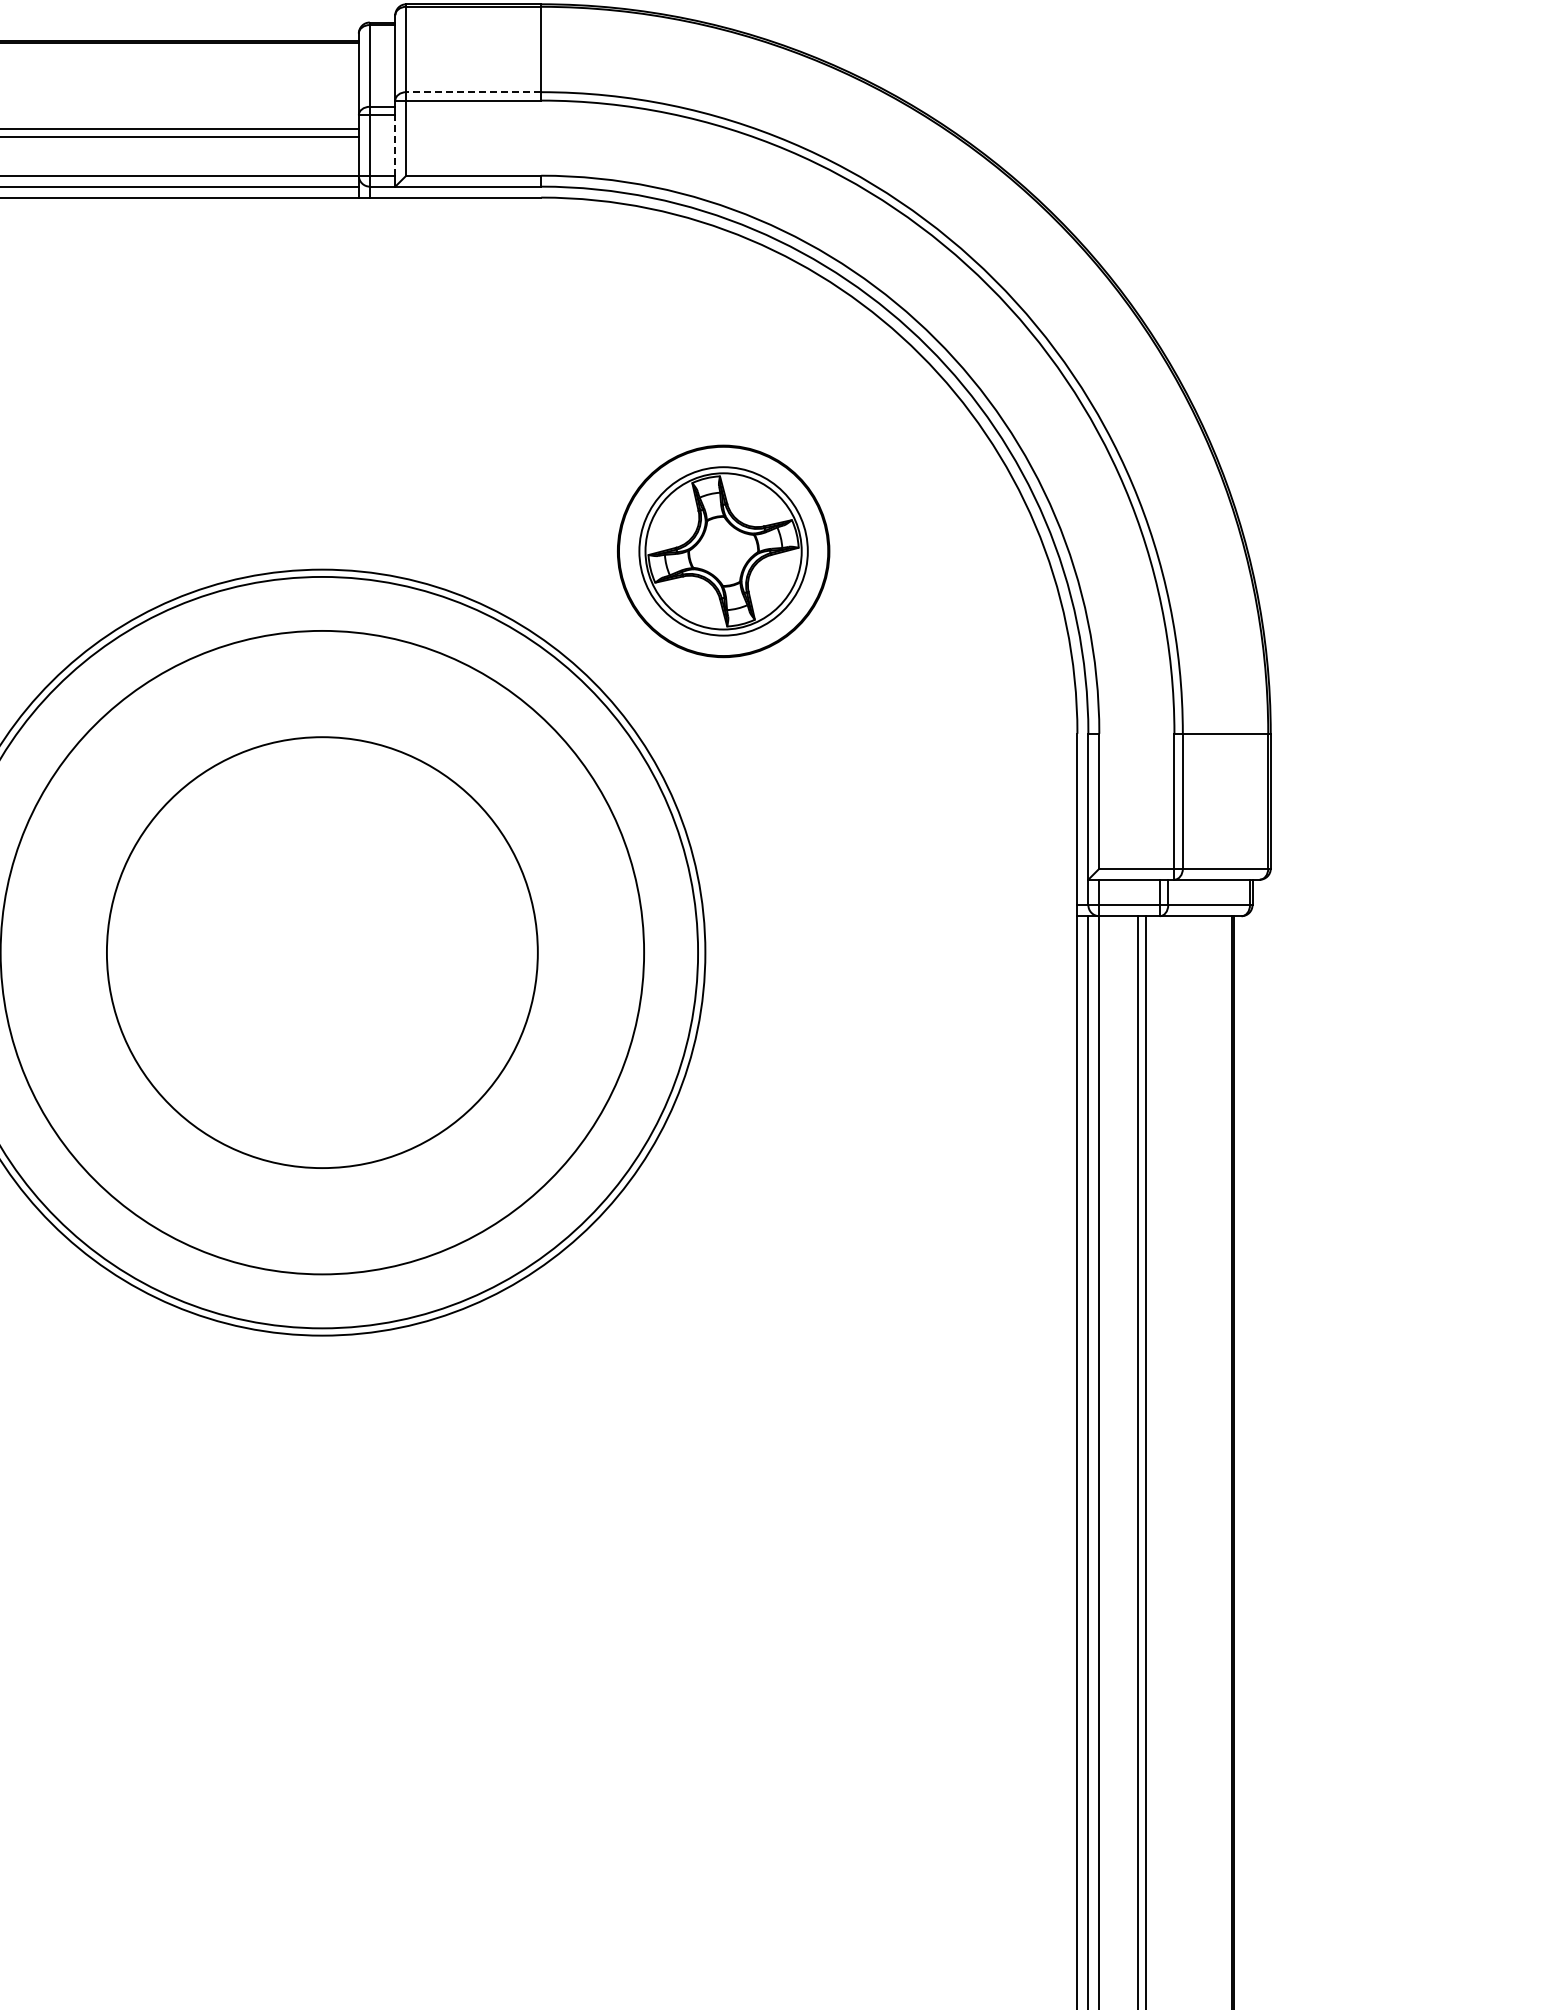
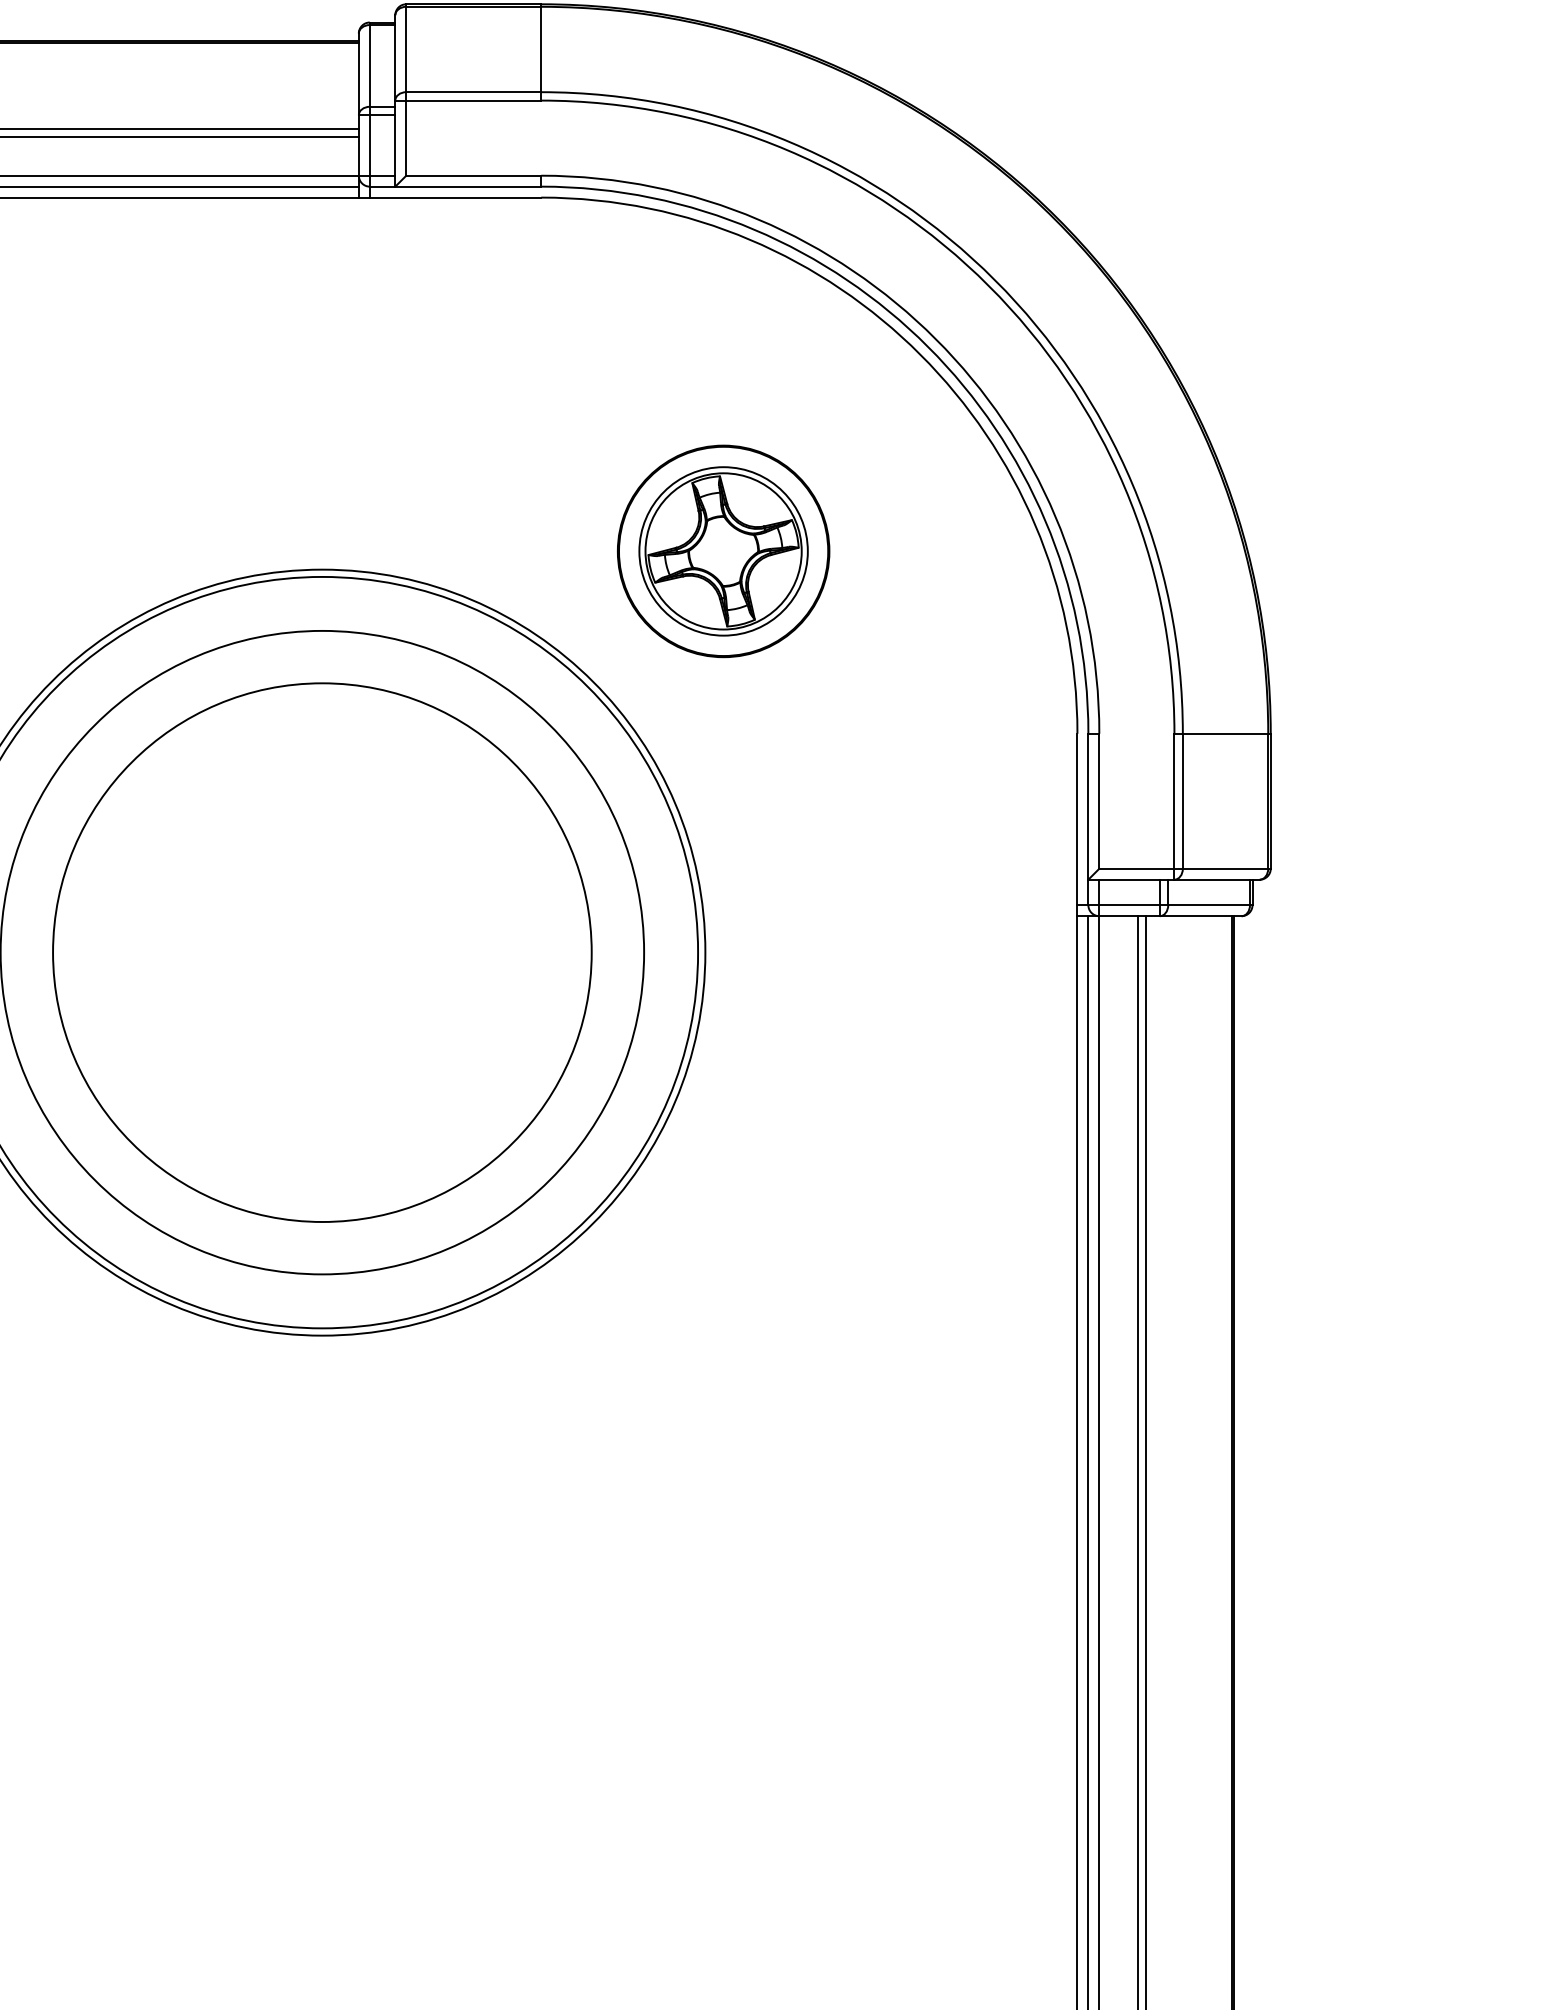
line: dashed -> solid (473, 92)
line: dashed -> solid (395, 144)
circle diameter: 431 px -> 539 px (322, 952)
